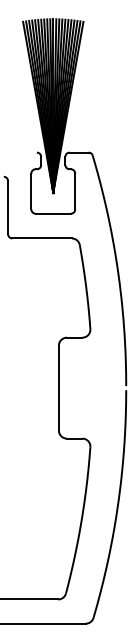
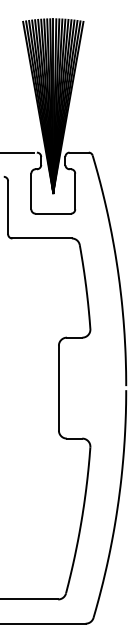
line: none -> present (18, 152)
